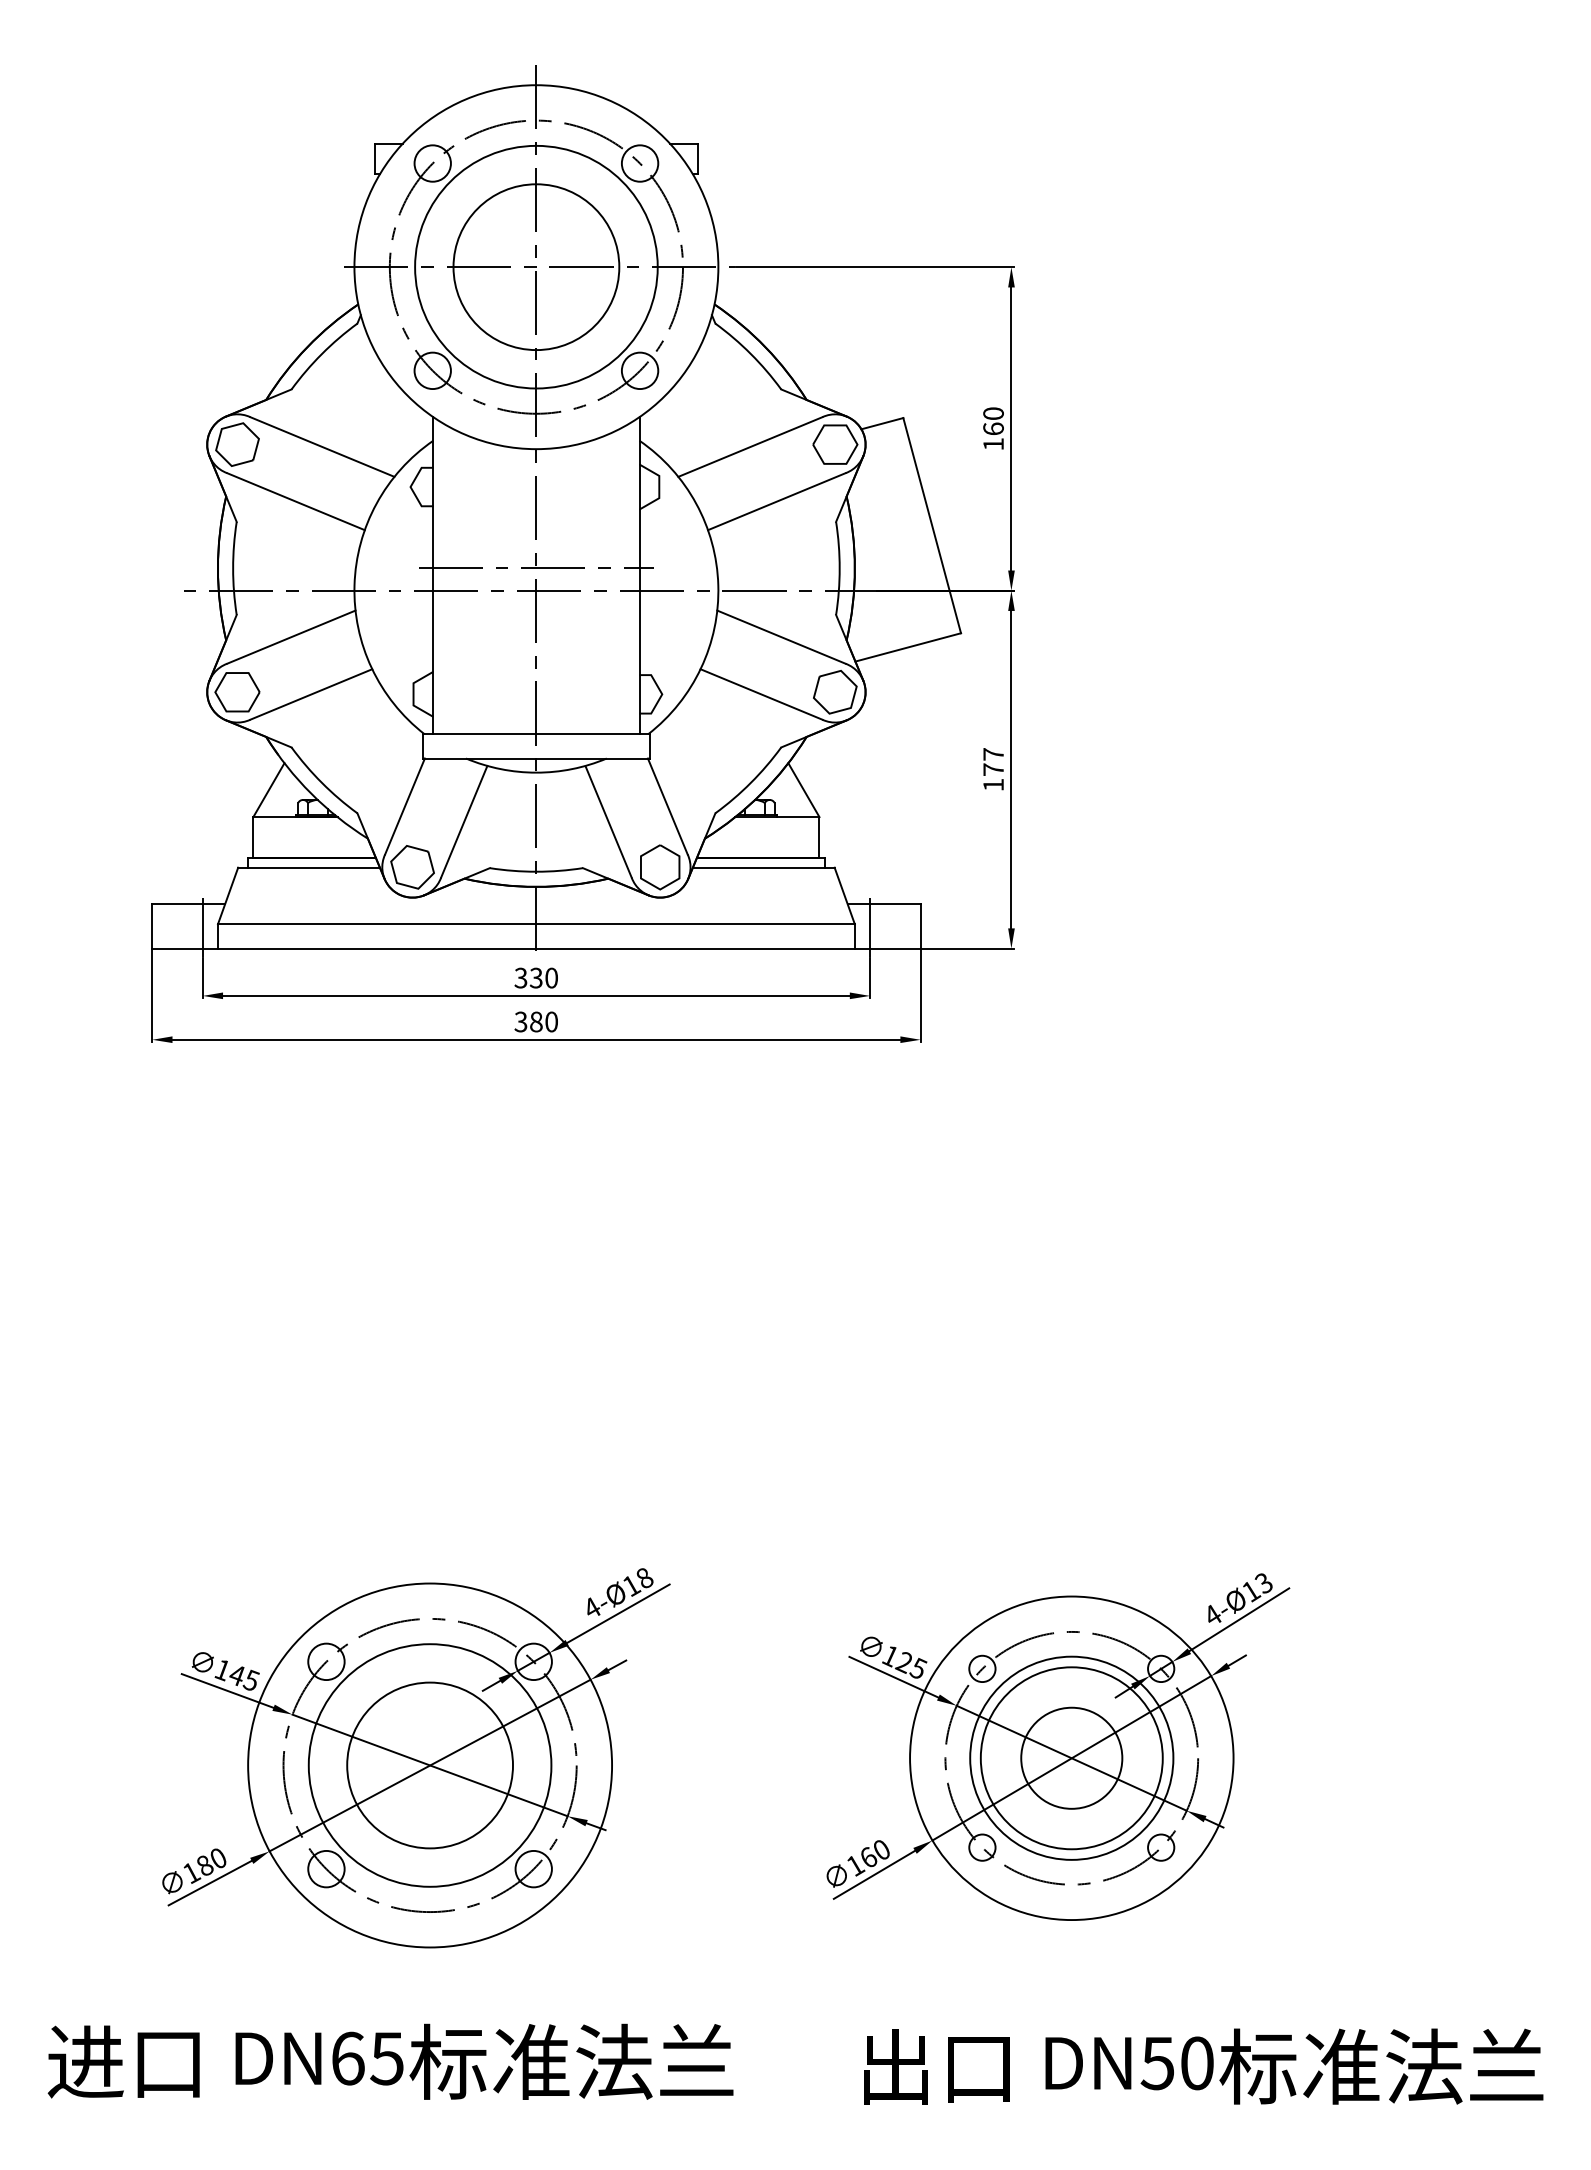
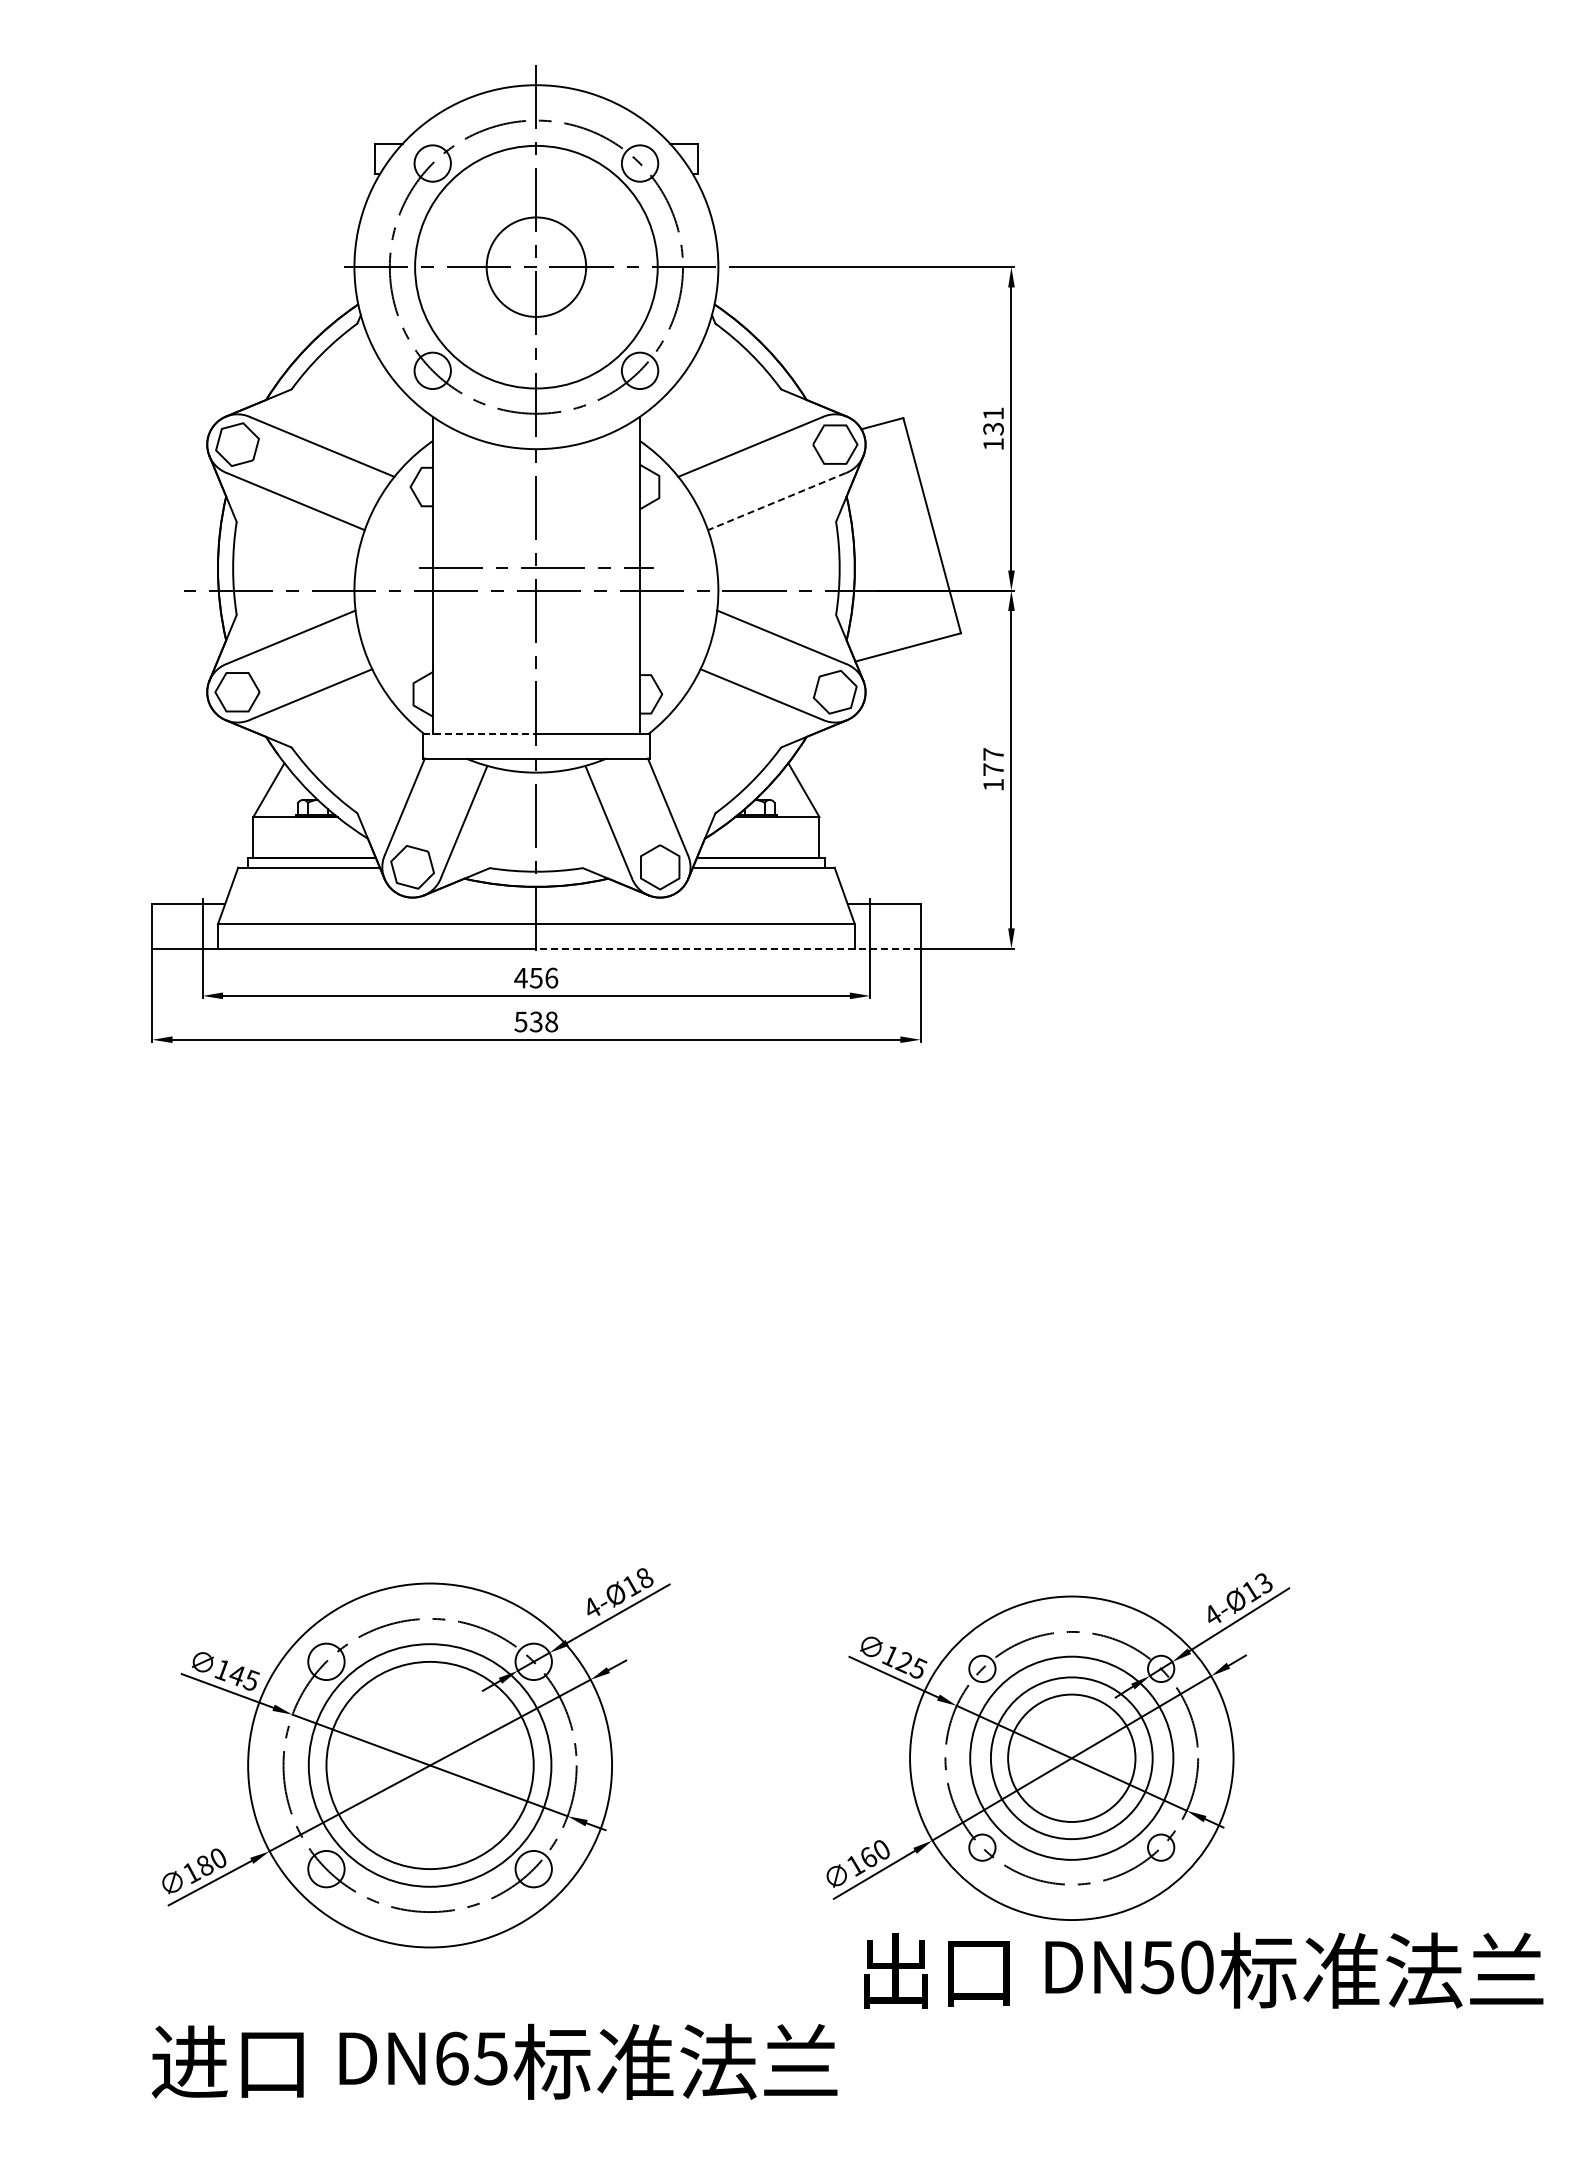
circle diameter: 166 px -> 99 px (536, 266)
text: 160 -> 131 (993, 421)
line: solid -> dashed (776, 501)
line: solid -> dashed (479, 734)
line: solid -> dashed (728, 948)
text: 330 -> 456 (536, 977)
text: 380 -> 538 (536, 1021)
circle diameter: 101 px -> 162 px (1071, 1758)
circle diameter: 182 px -> 127 px (1071, 1757)
circle diameter: 166 px -> 207 px (429, 1765)
text position: (390, 2061) -> (494, 2061) (494, 2061)
text position: (1203, 2066) -> (1203, 1970) (1203, 1970)
